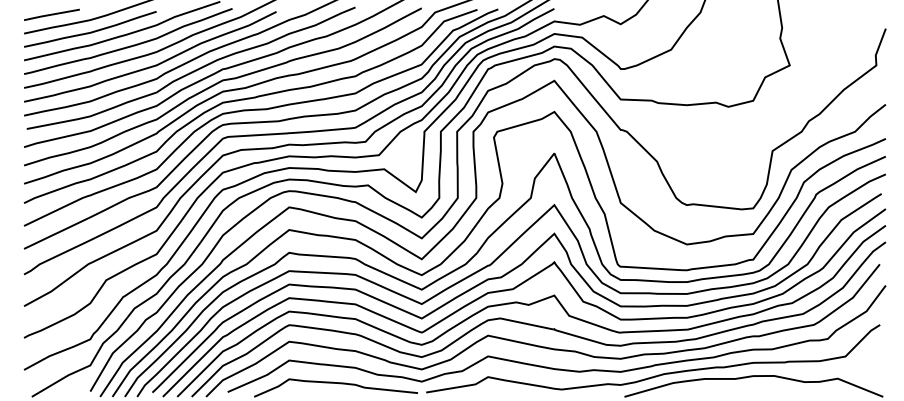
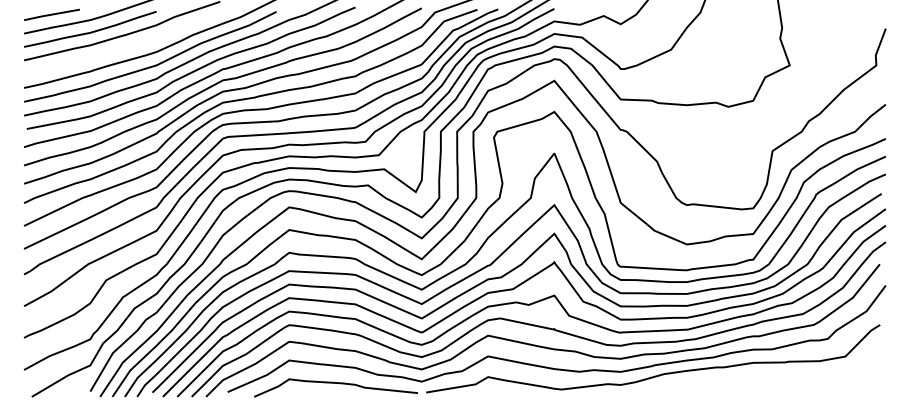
curve: present -> none (129, 45)
curve: present -> none (752, 377)
